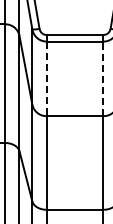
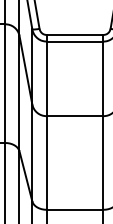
line: dashed -> solid (103, 78)
line: dashed -> solid (46, 79)
